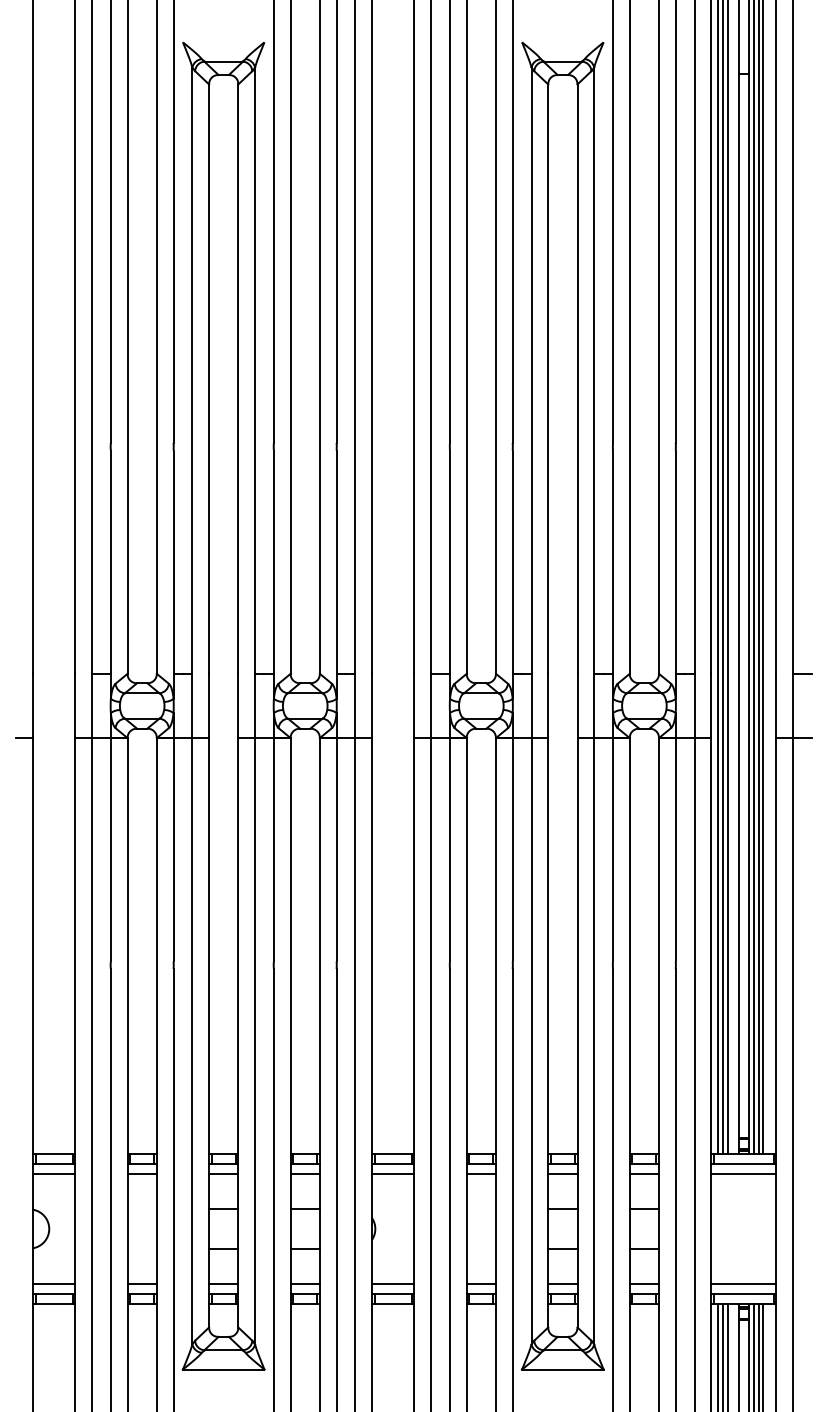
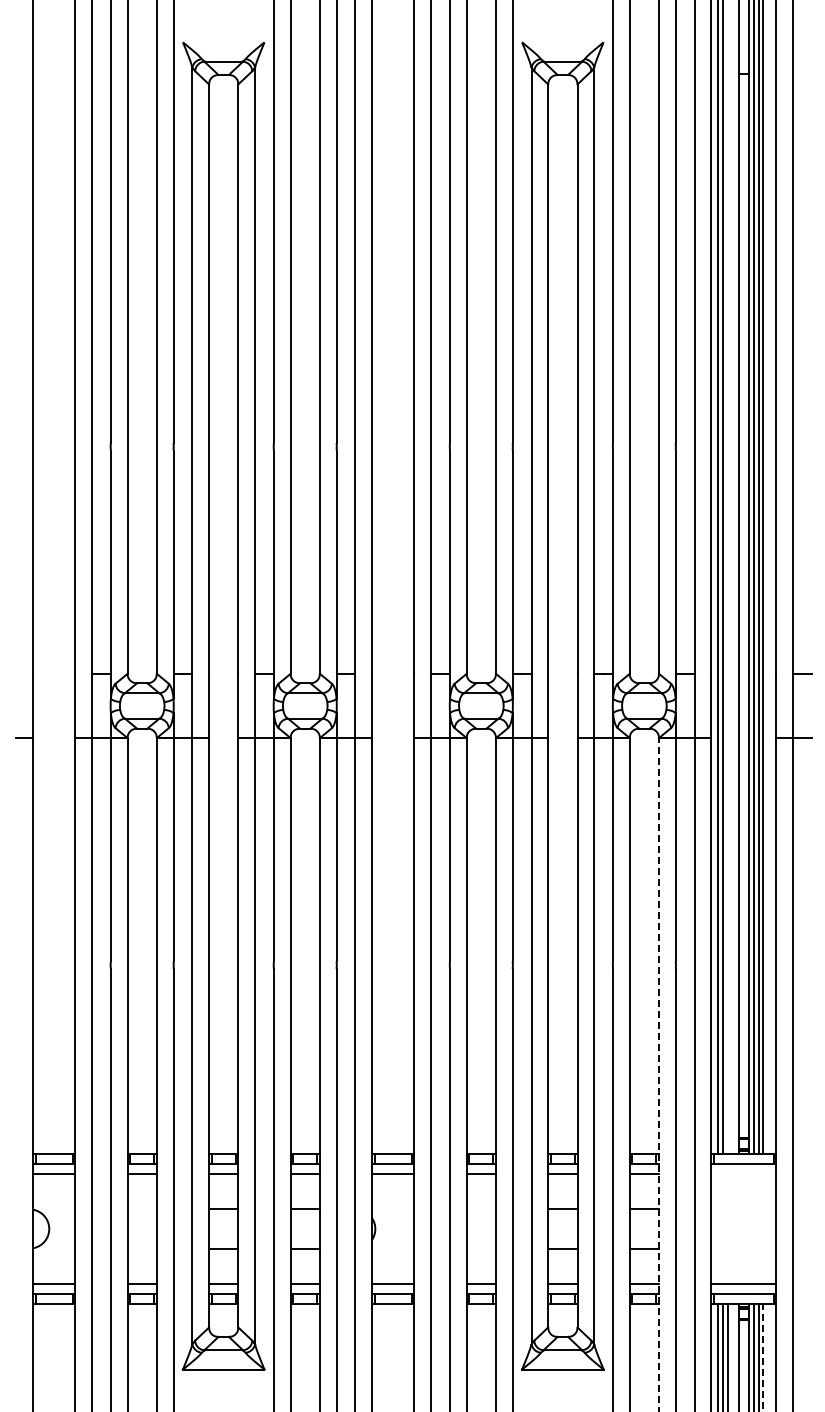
line: present -> none (727, 577)
line: solid -> dashed (659, 1074)
line: present -> none (743, 1173)
line: solid -> dashed (763, 1357)
